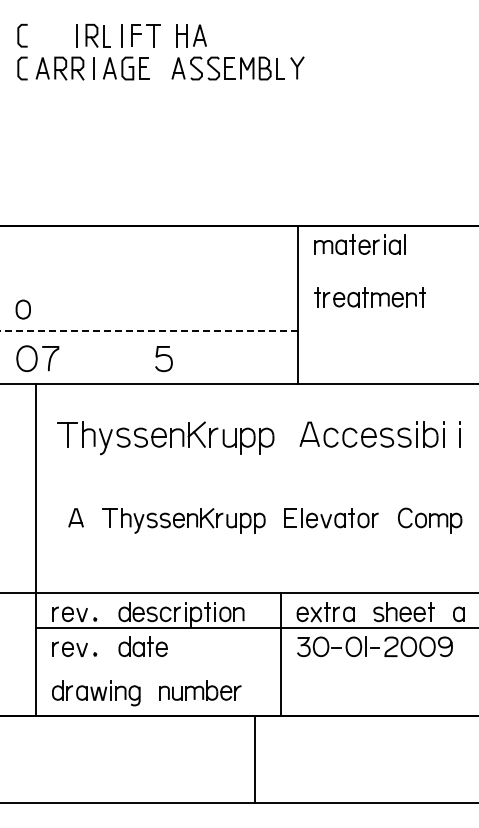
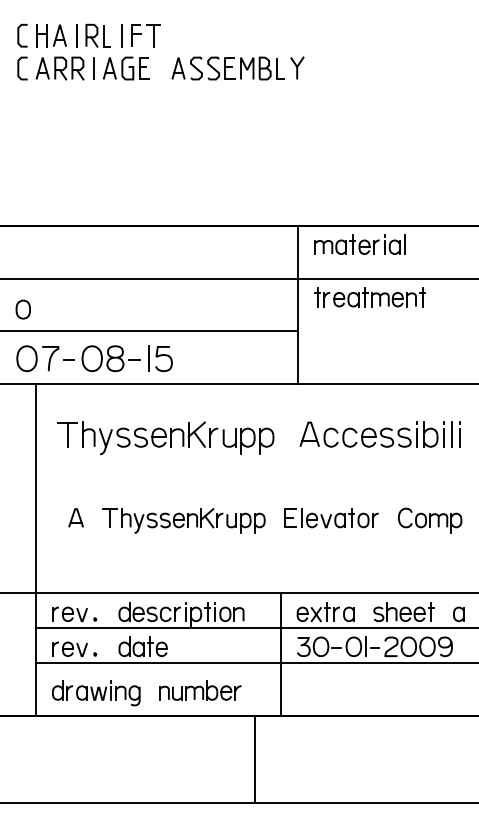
part position: (191, 35) -> (51, 35) (51, 35)
line: none -> present (238, 278)
line: dashed -> solid (149, 331)
part: none -> present (101, 358)
line: none -> present (149, 358)
line: none -> present (452, 433)
line: none -> present (255, 663)
